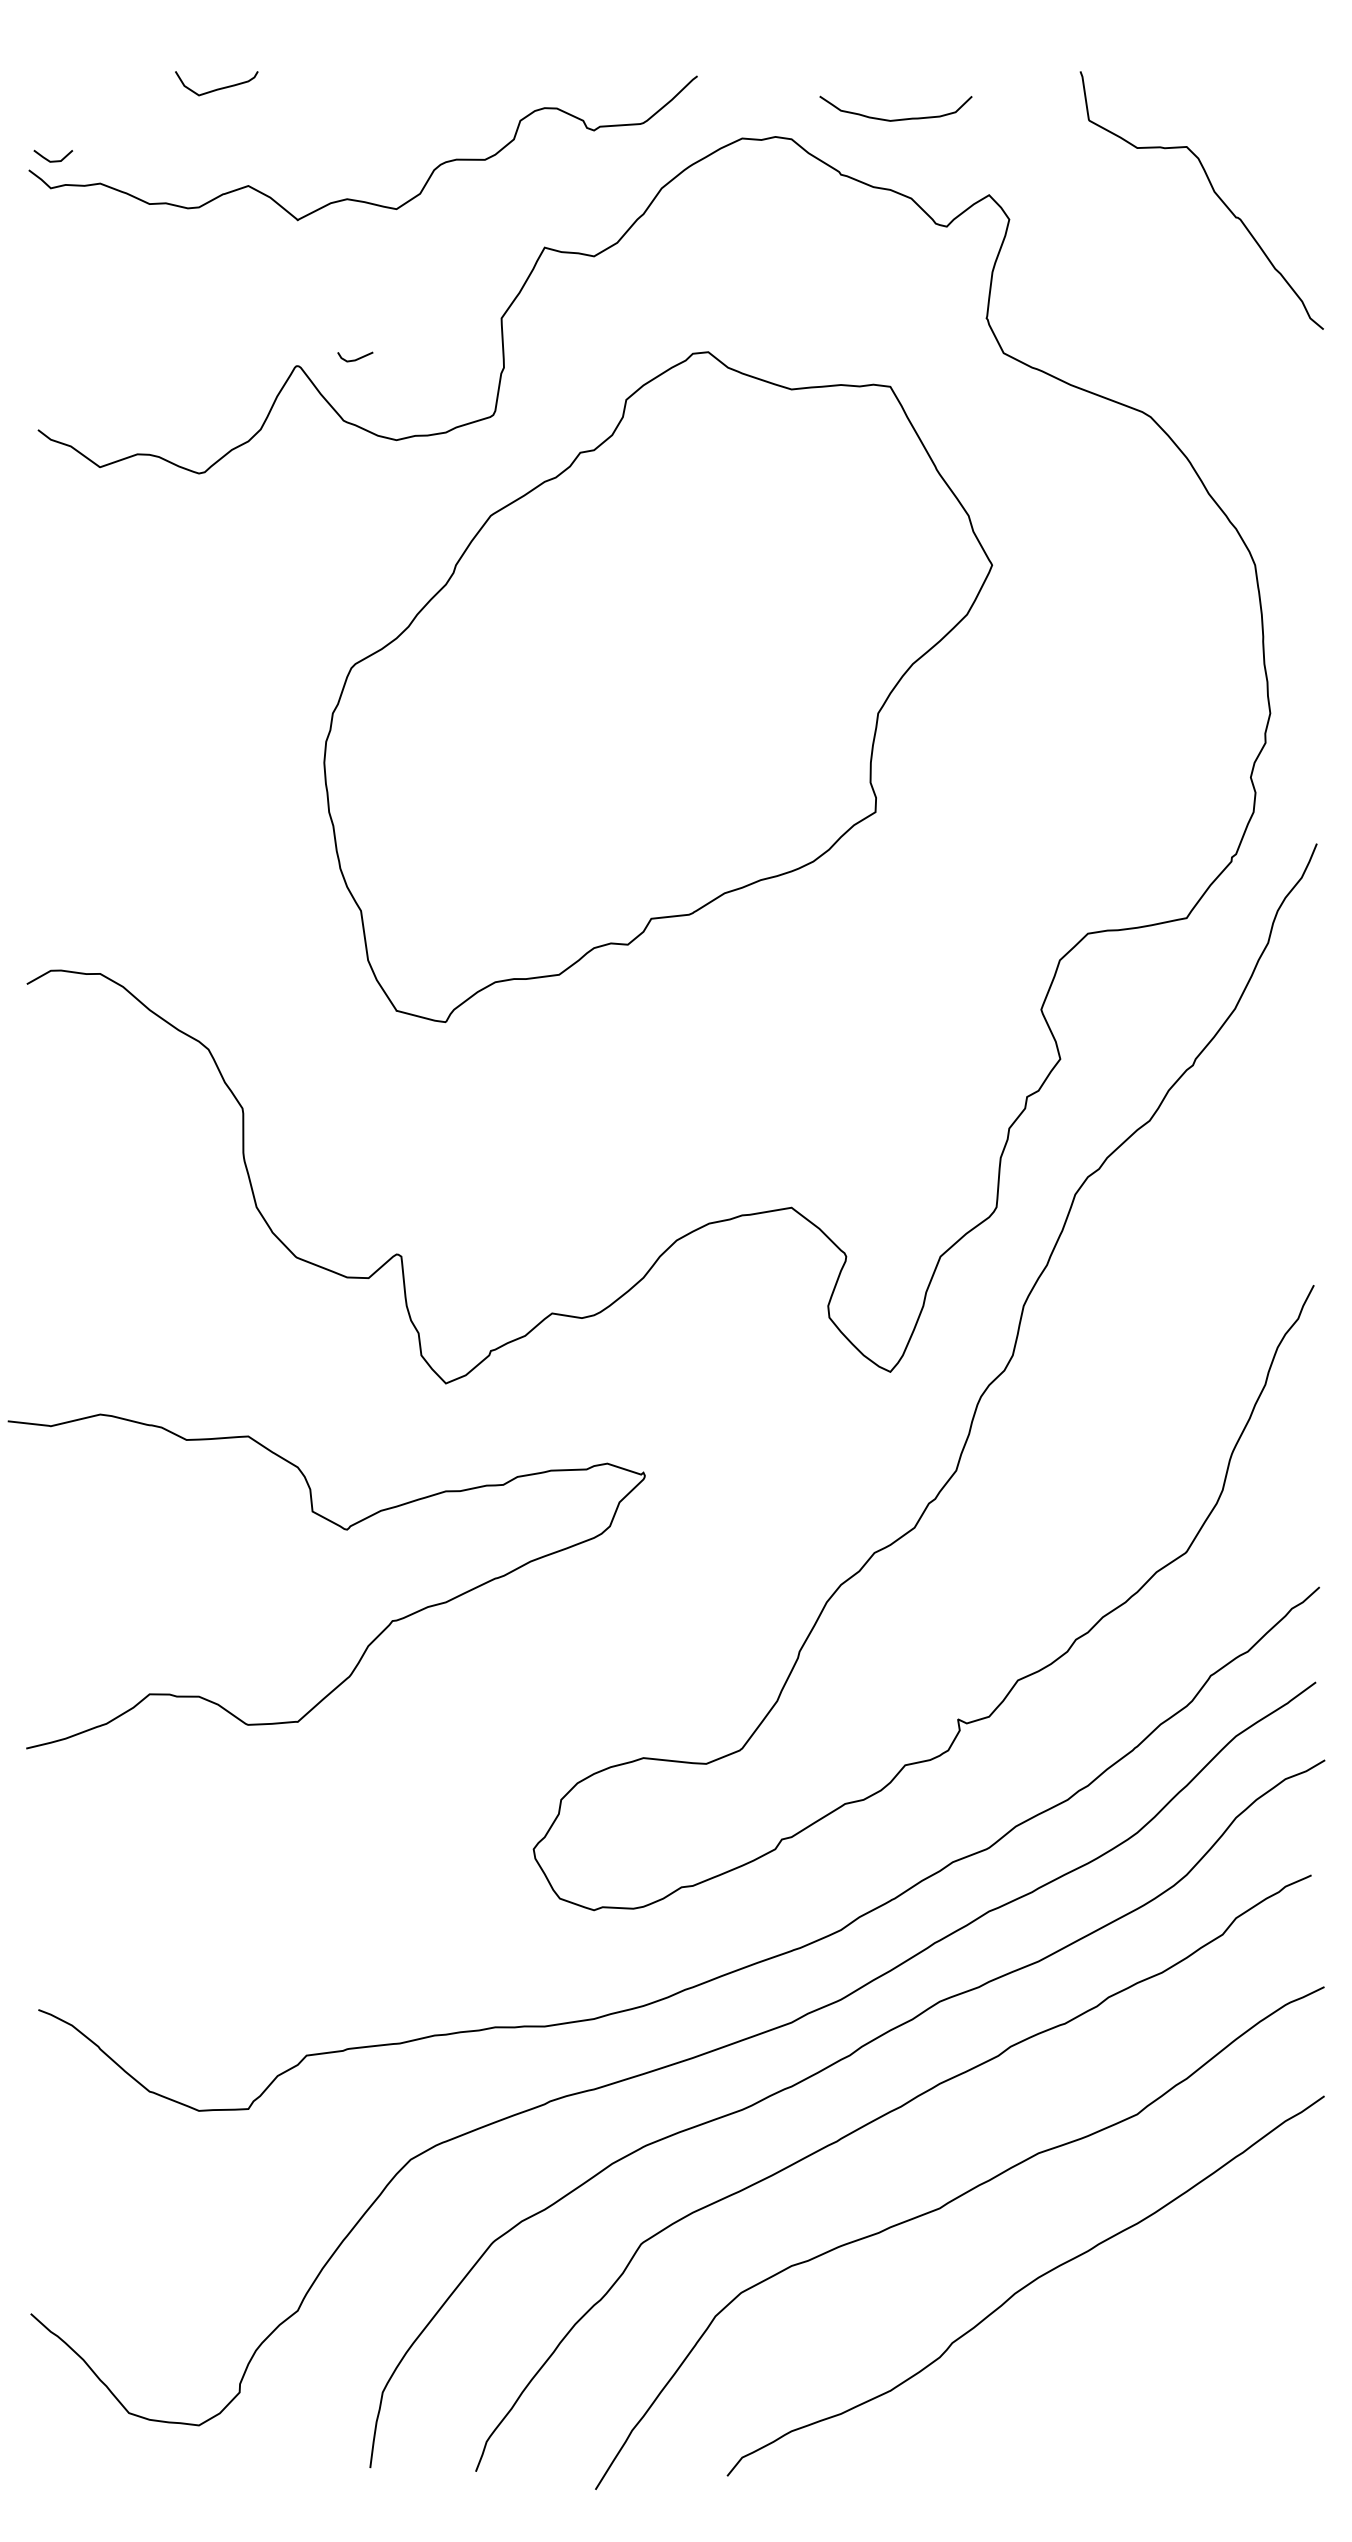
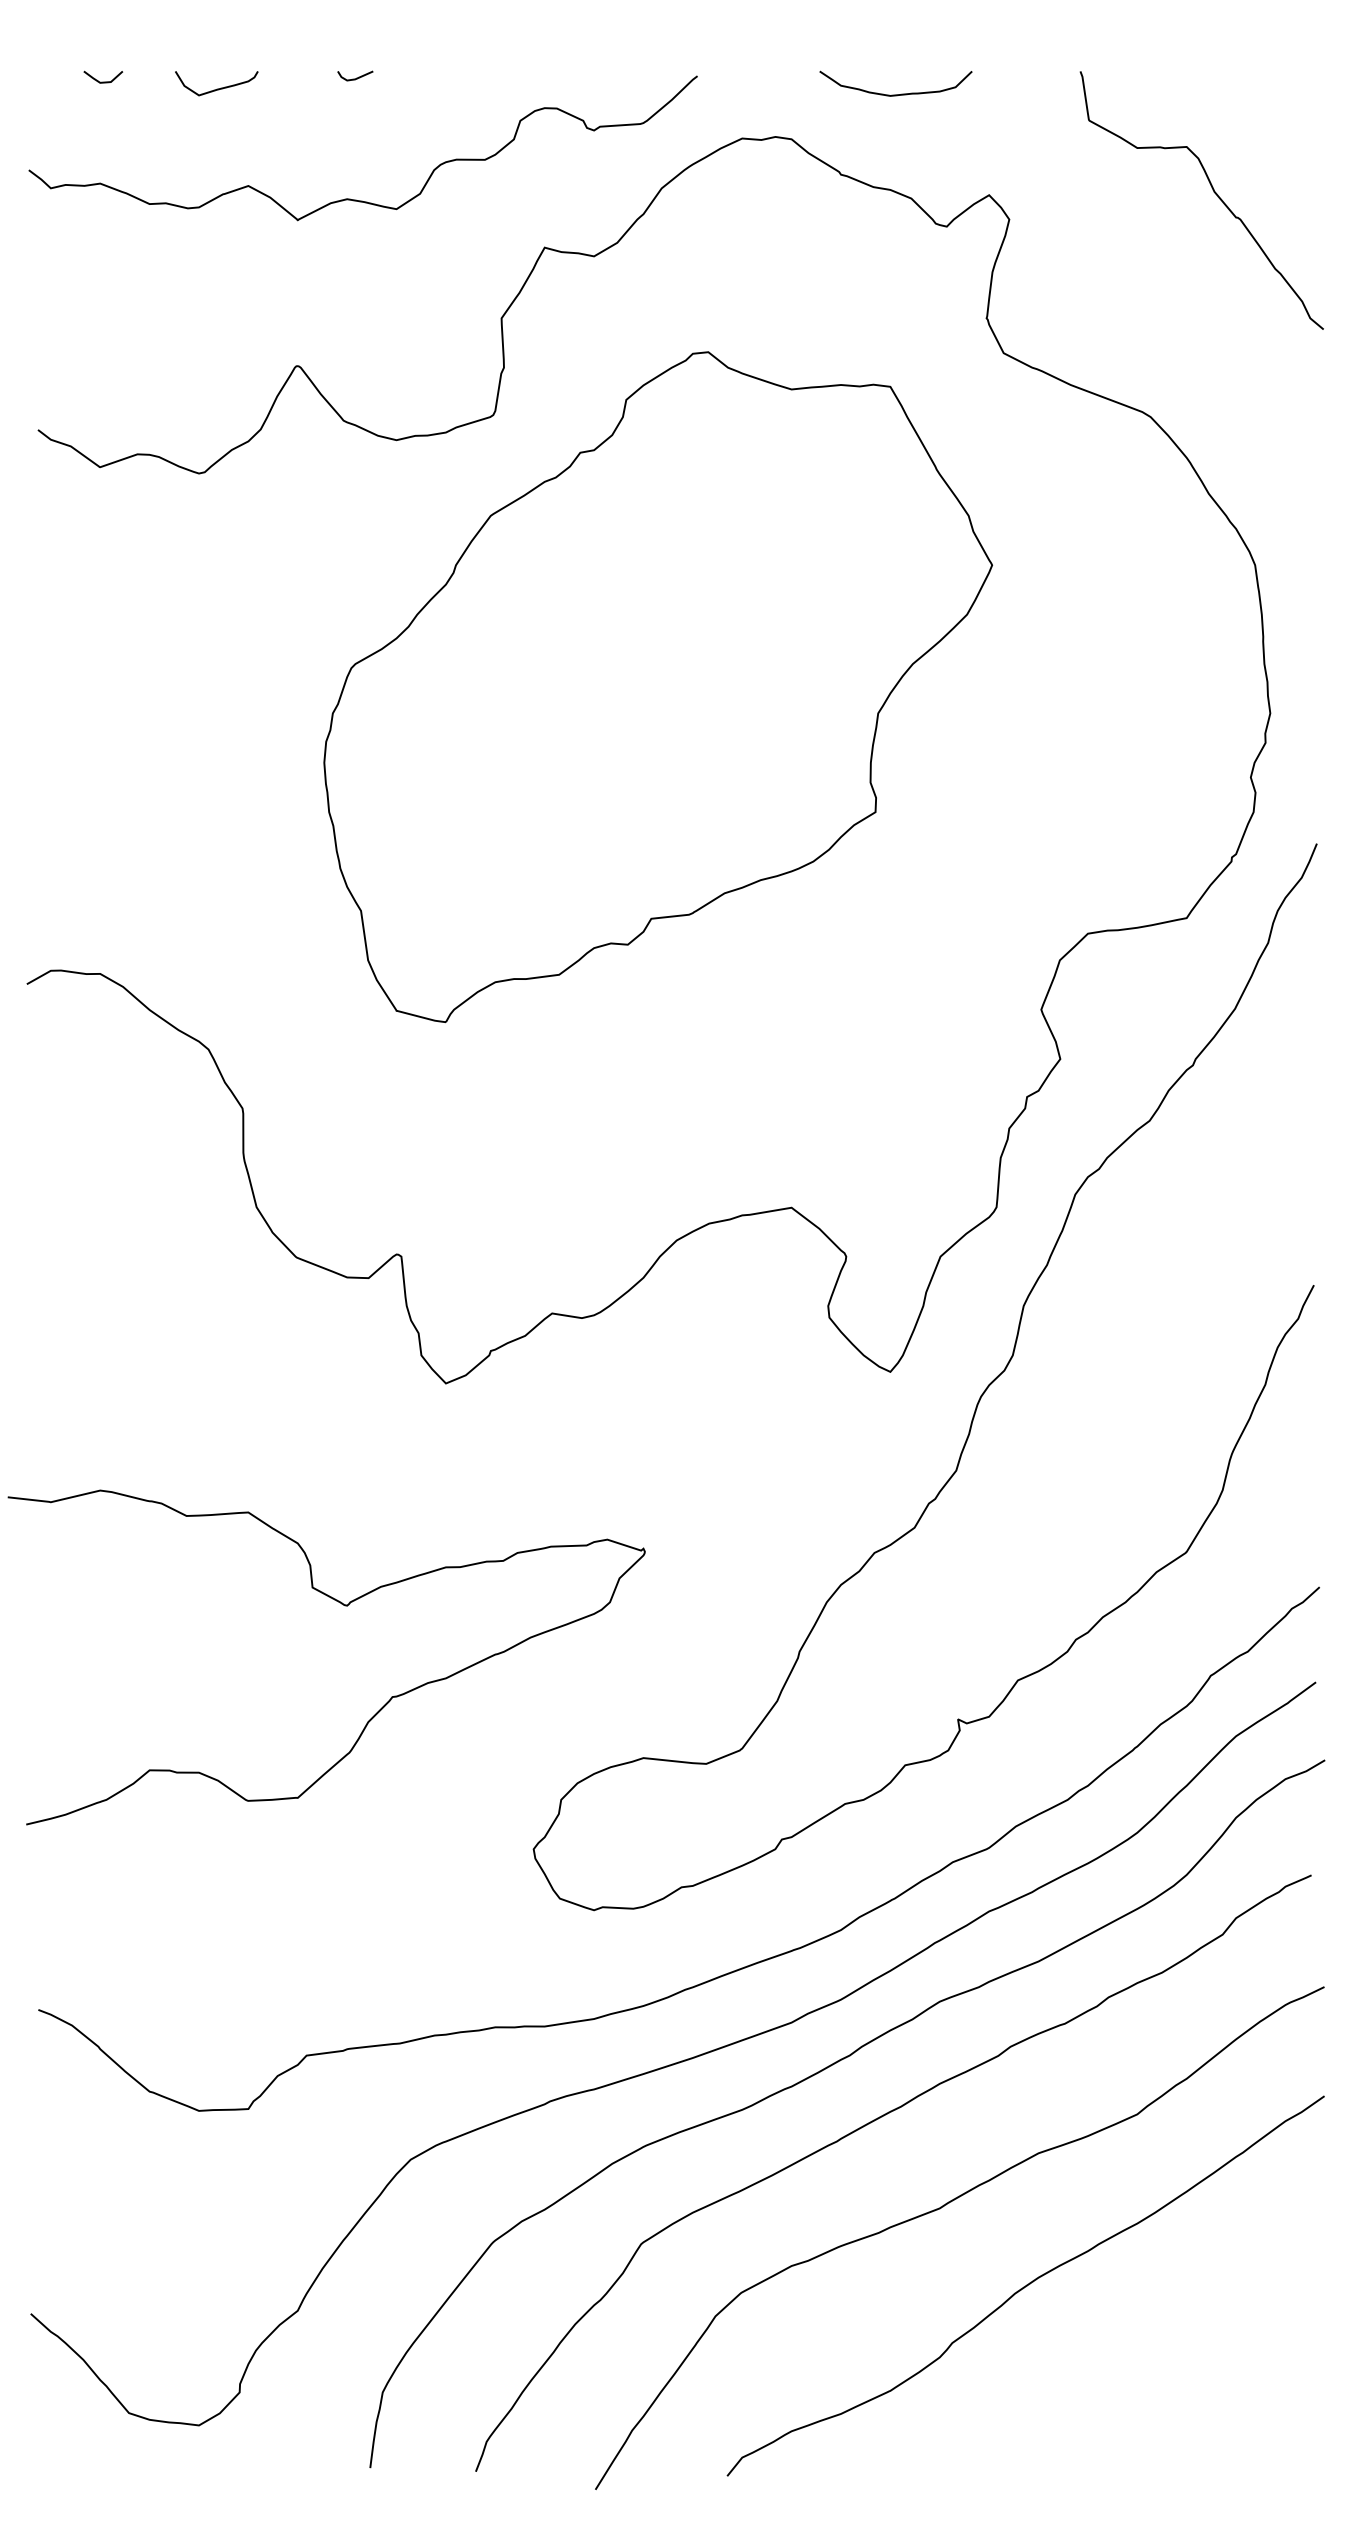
curve position: (895, 119) -> (895, 94) (895, 94)
line position: (53, 160) -> (103, 81) (103, 81)
line position: (356, 358) -> (356, 77) (356, 77)
curve position: (345, 1530) -> (345, 1606) (345, 1606)
